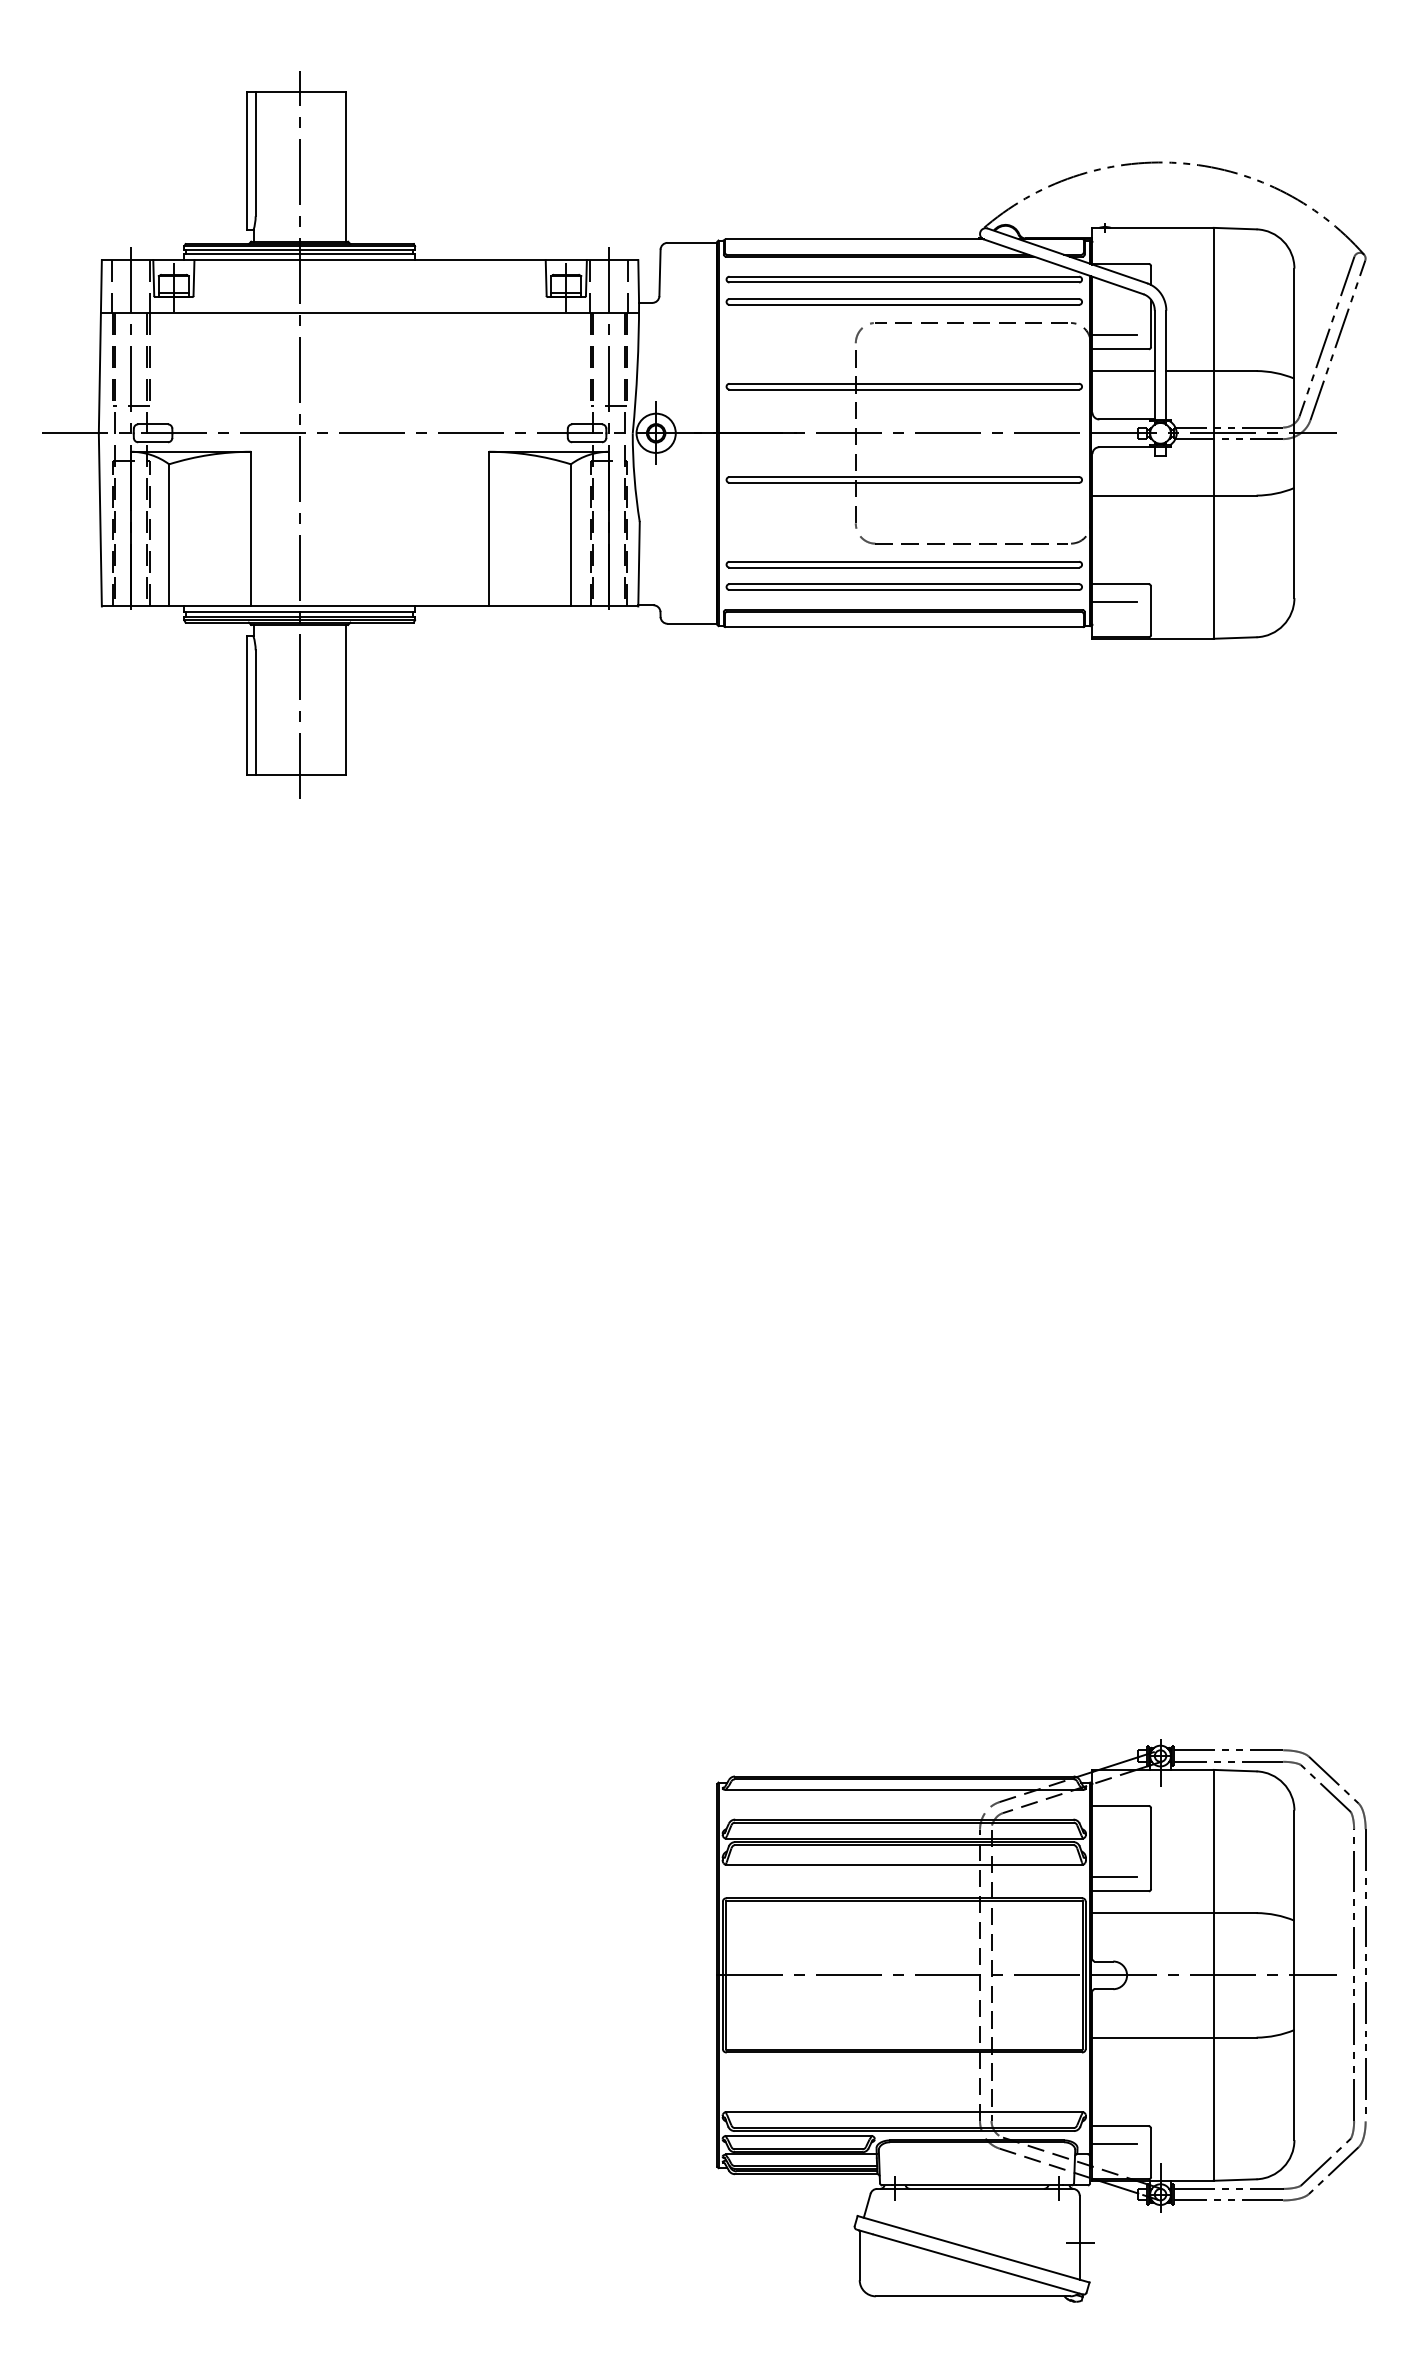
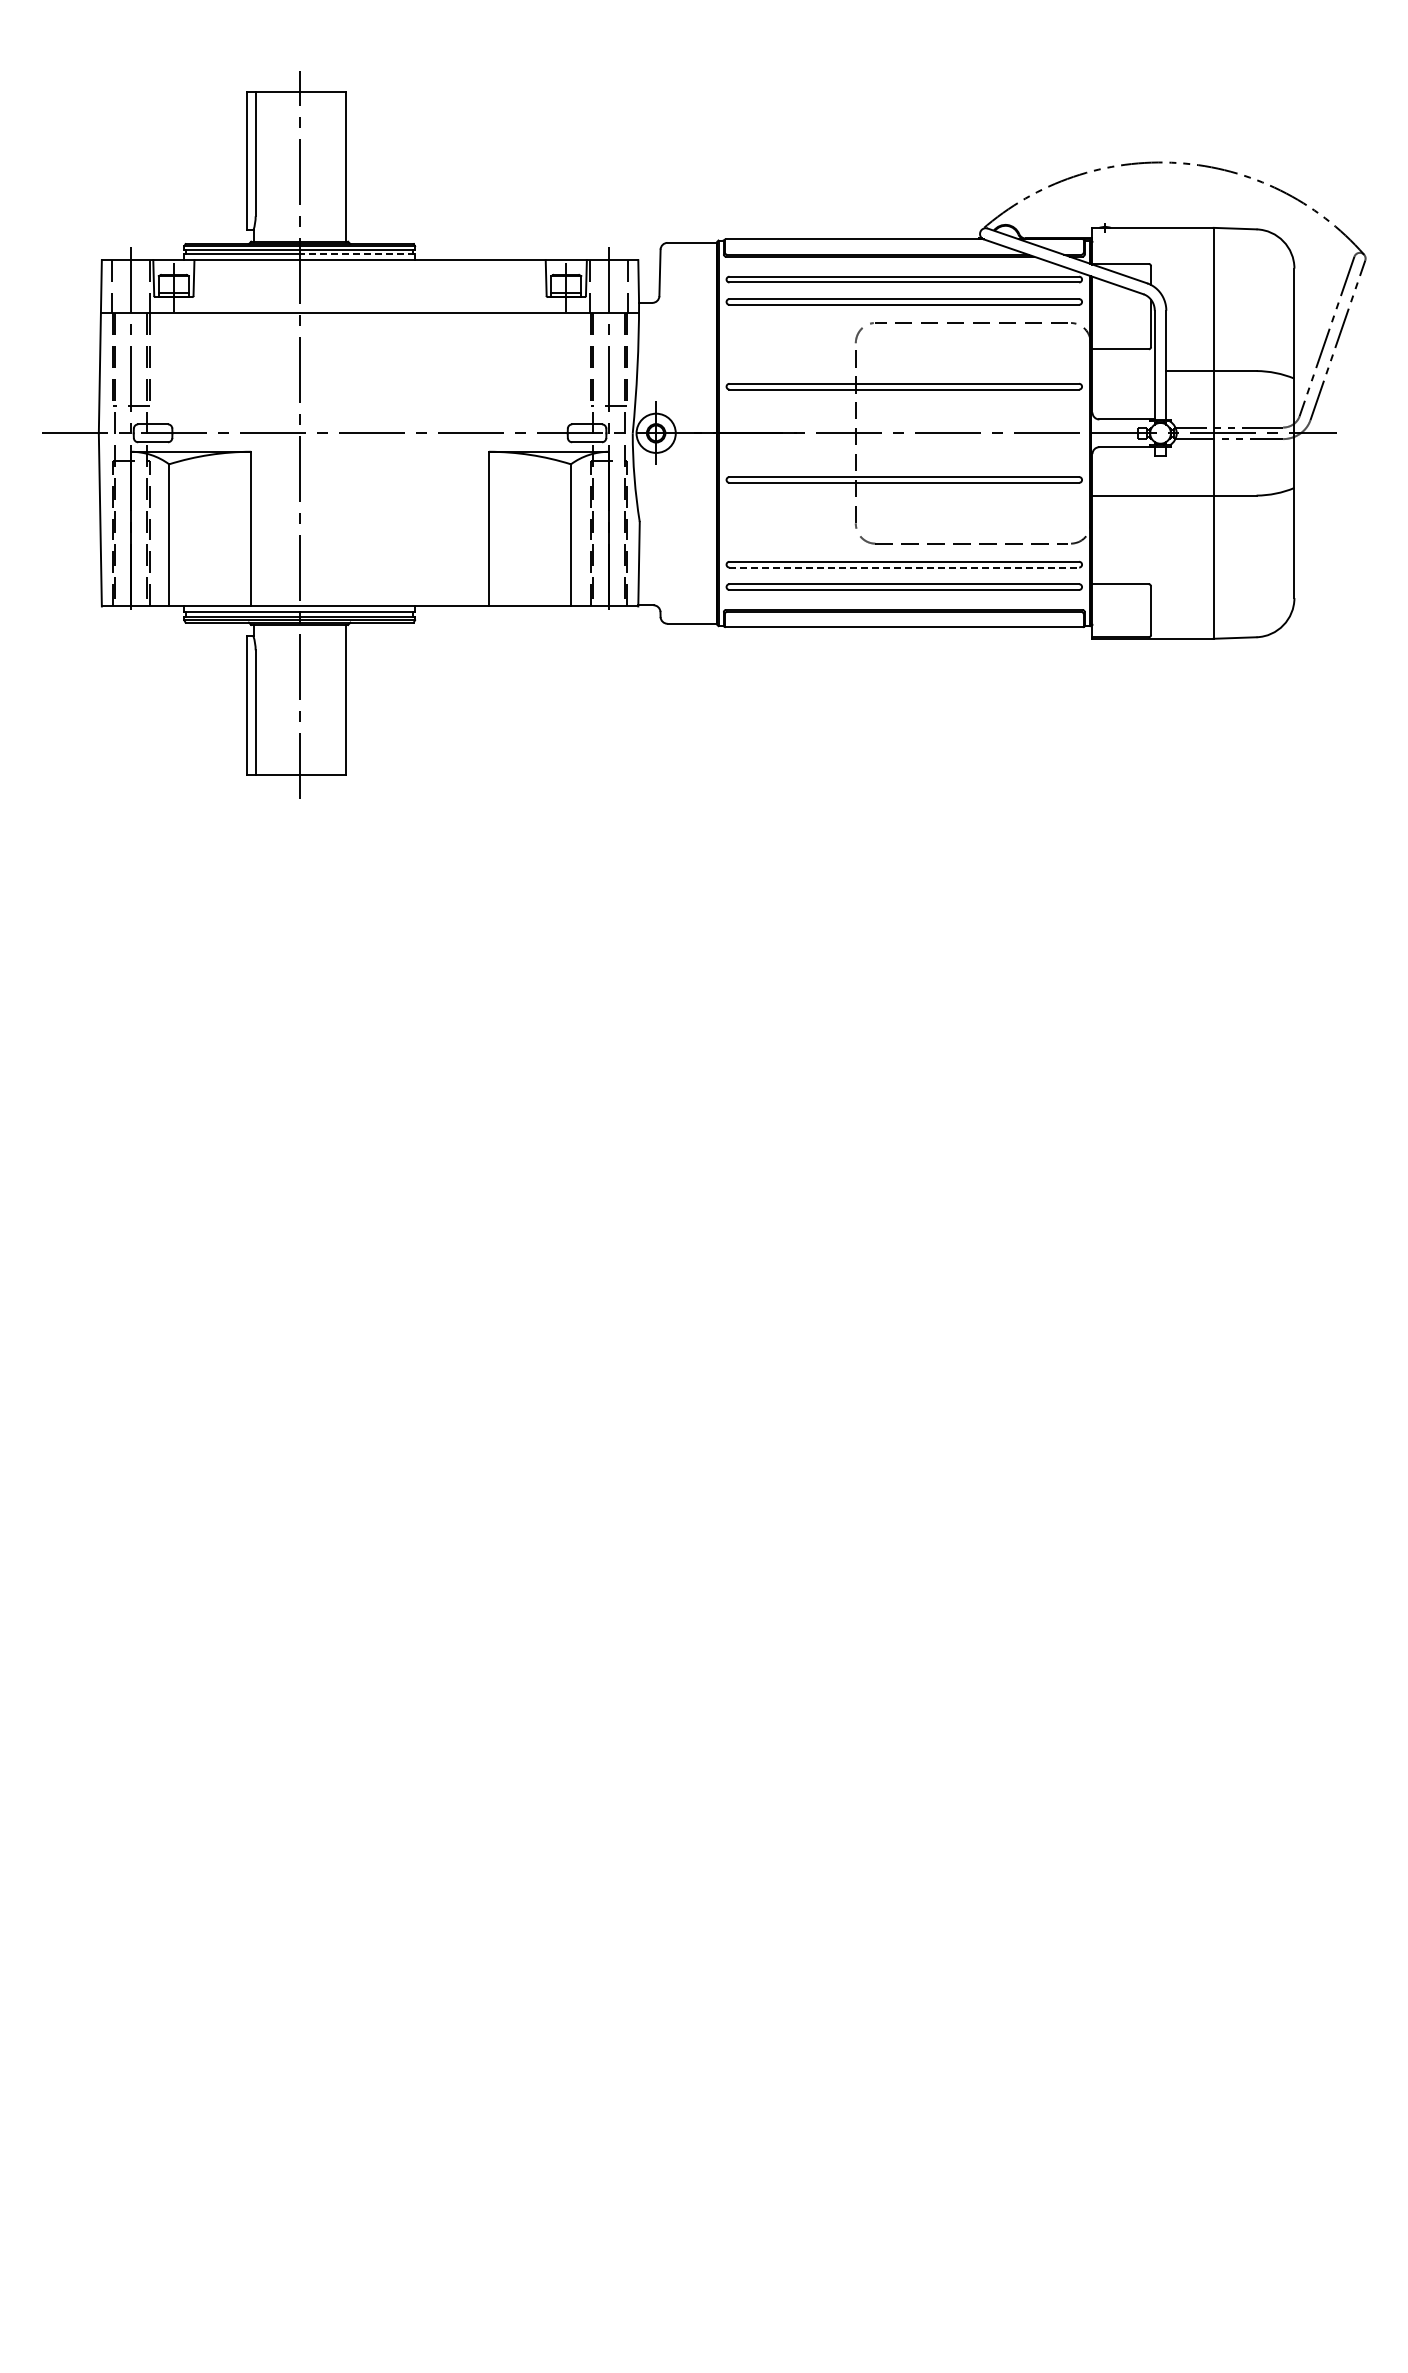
line: solid -> dashed (357, 254)
line: present -> none (1114, 335)
line: present -> none (1123, 371)
line: solid -> dashed (904, 567)
line: present -> none (1114, 601)
part: present -> none (1041, 2020)
